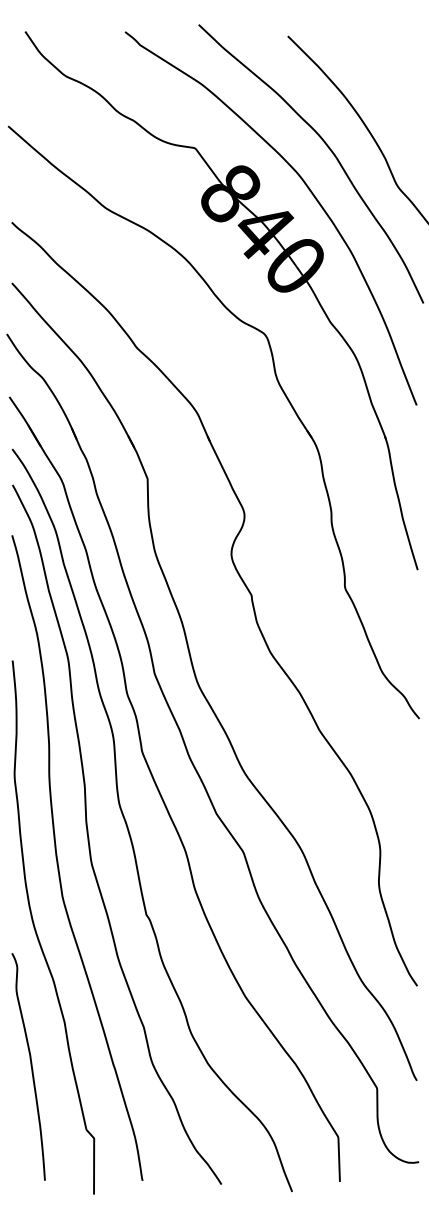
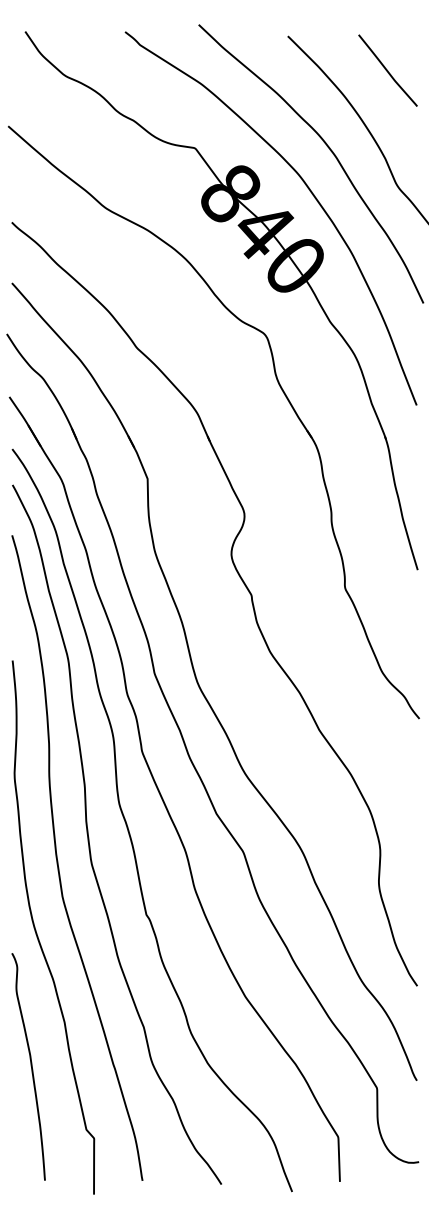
curve: none -> present (387, 70)
